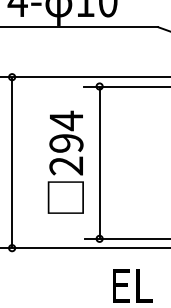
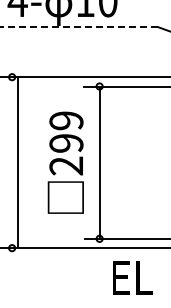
line: solid -> dashed (79, 27)
text: 294 -> 299 (66, 120)
line position: (12, 162) -> (18, 162) (18, 162)
text position: (132, 285) -> (132, 277) (132, 277)
